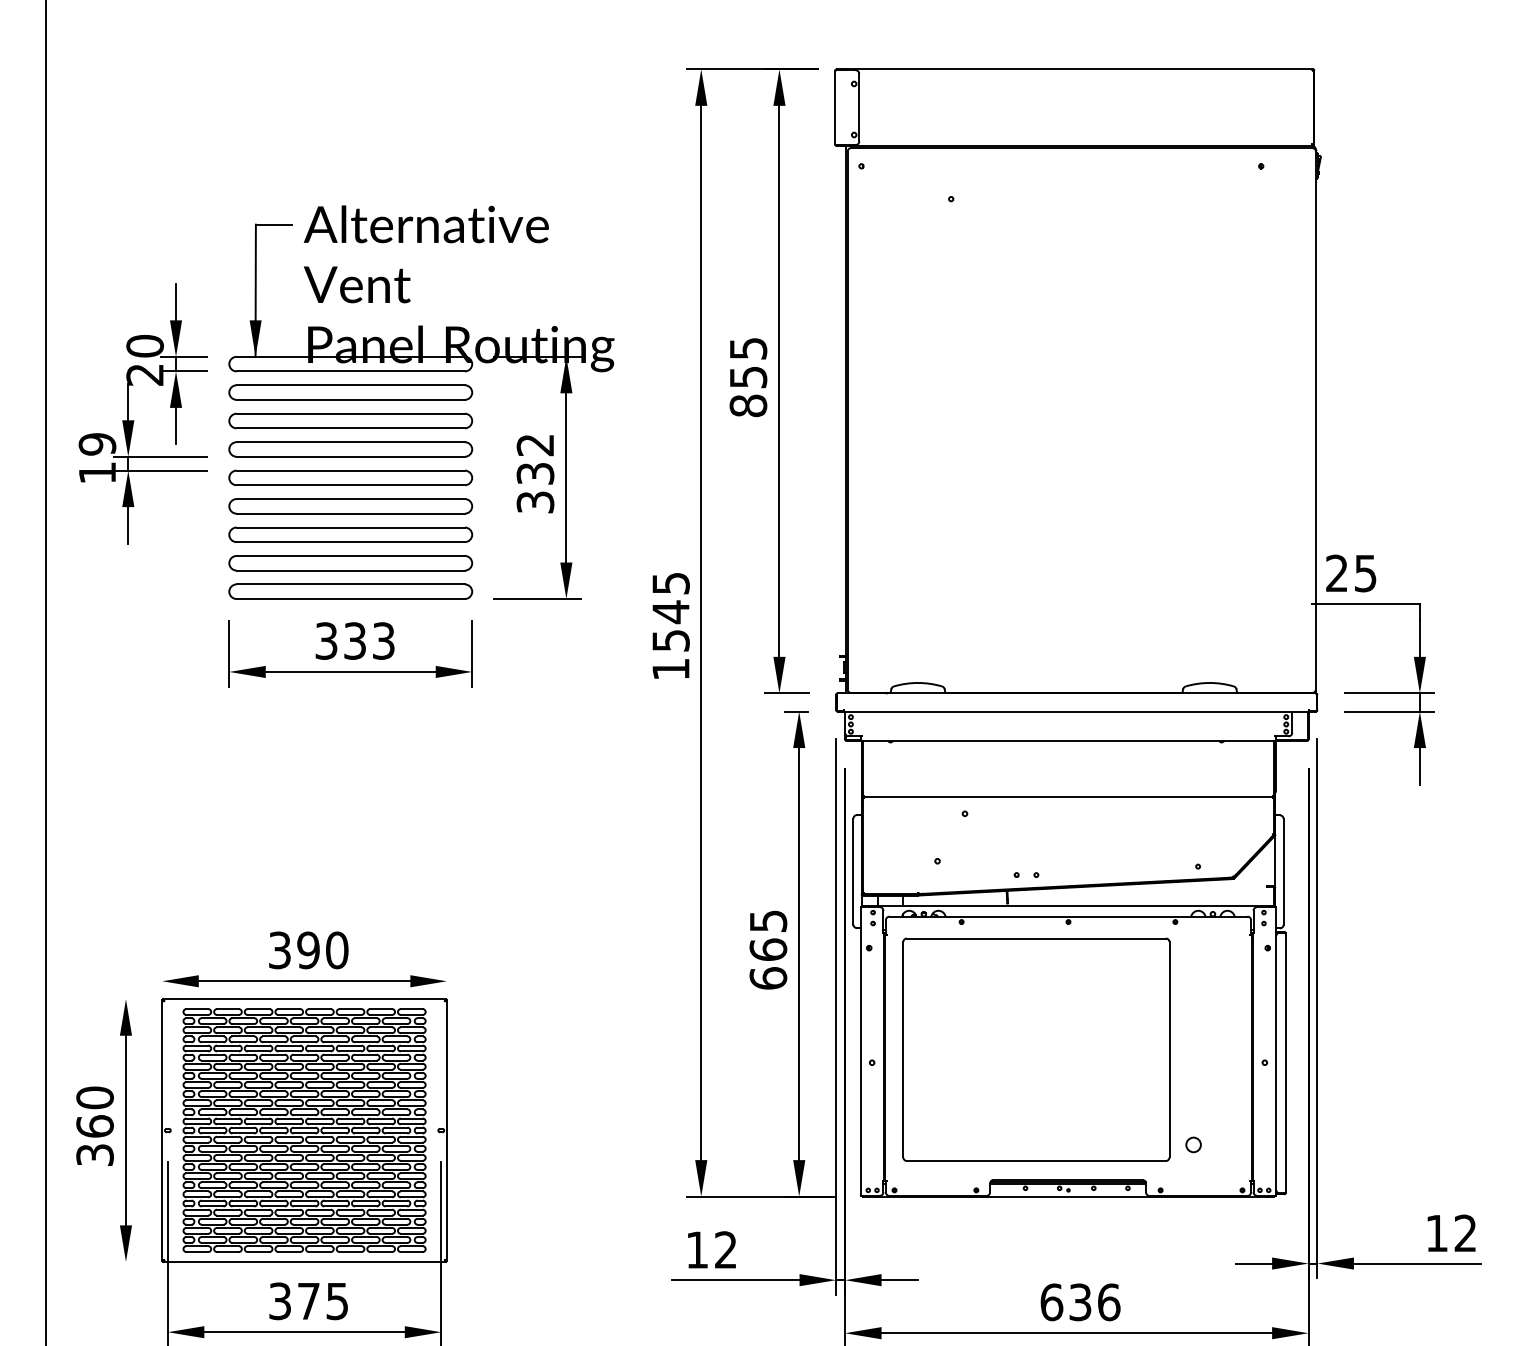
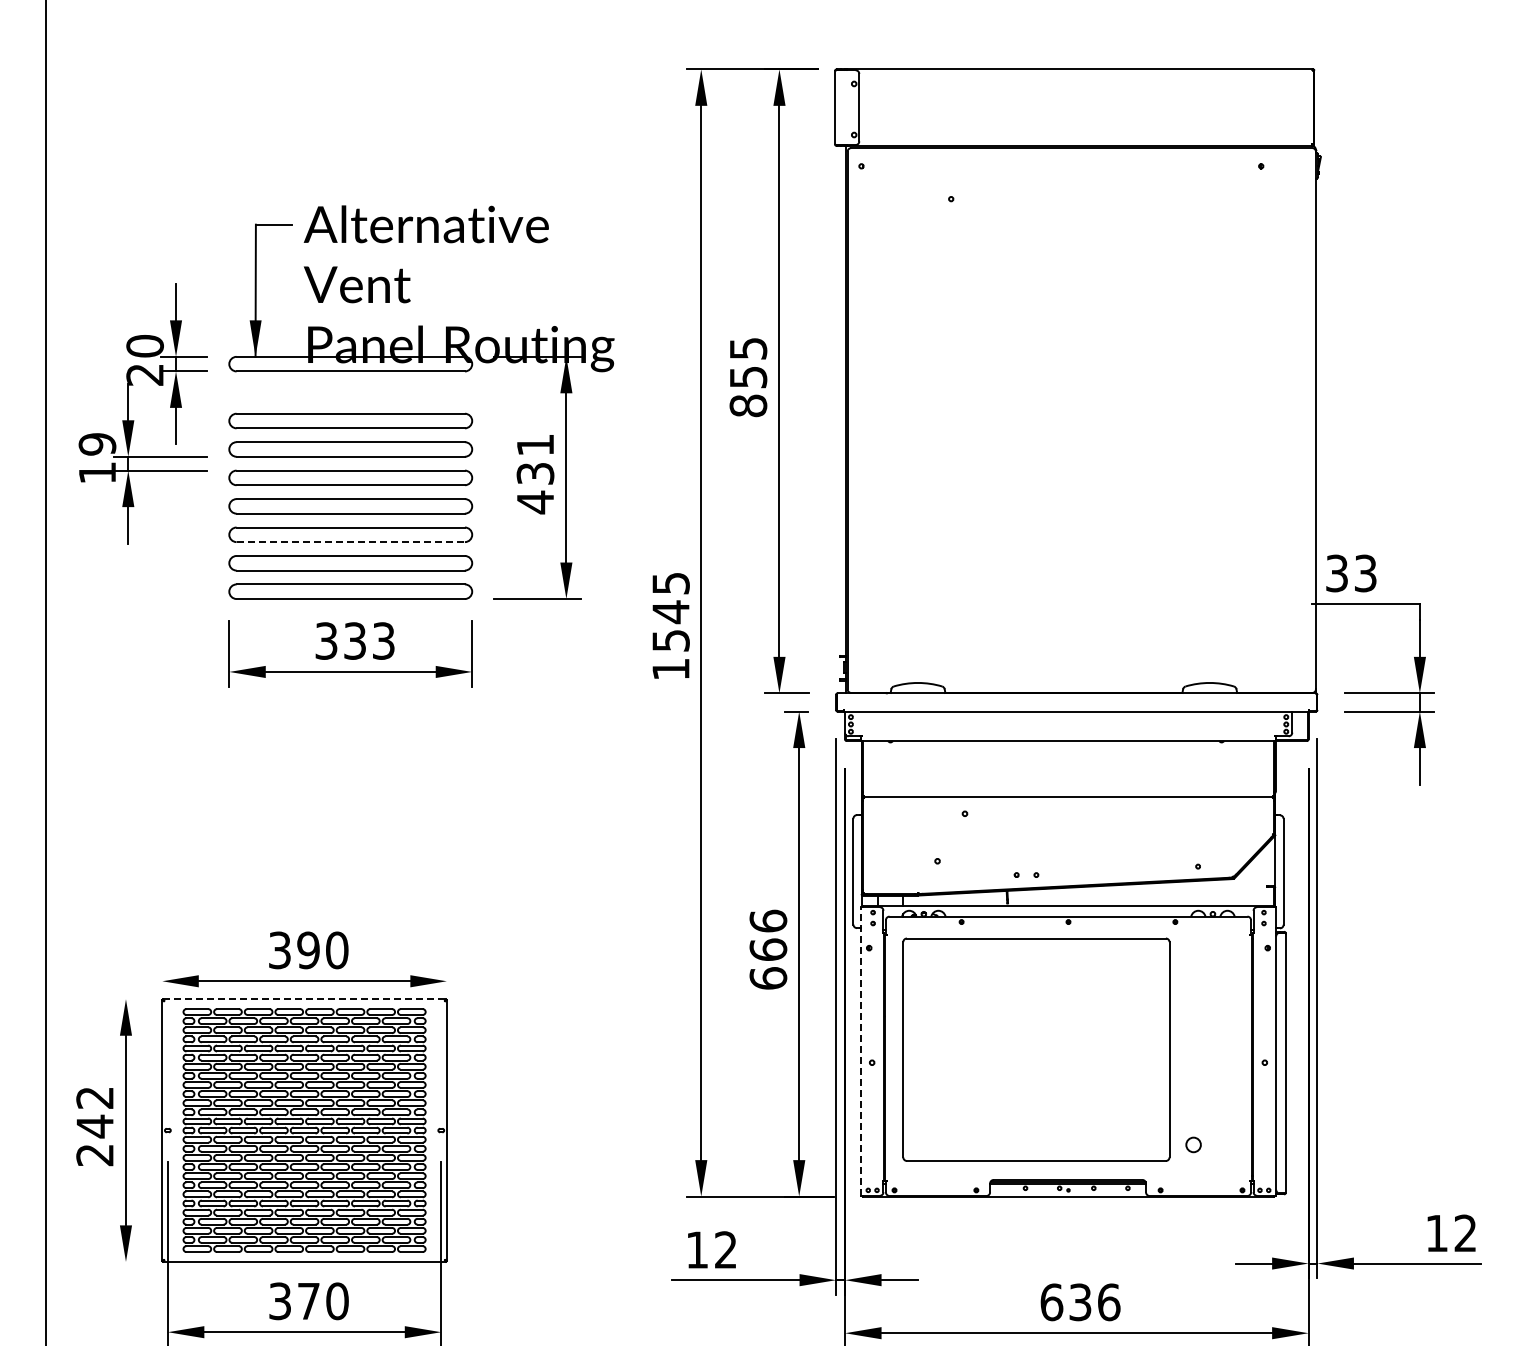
part: present -> none (350, 392)
text: 332 -> 431 (535, 474)
line: solid -> dashed (351, 542)
text: 25 -> 33 (1351, 573)
text: 665 -> 666 (768, 920)
line: solid -> dashed (305, 999)
line: solid -> dashed (860, 1051)
text: 360 -> 242 (94, 1126)
text: 375 -> 370 (337, 1301)
